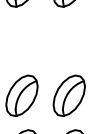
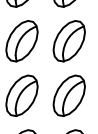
part: none -> present (21, 41)
part: none -> present (68, 41)
